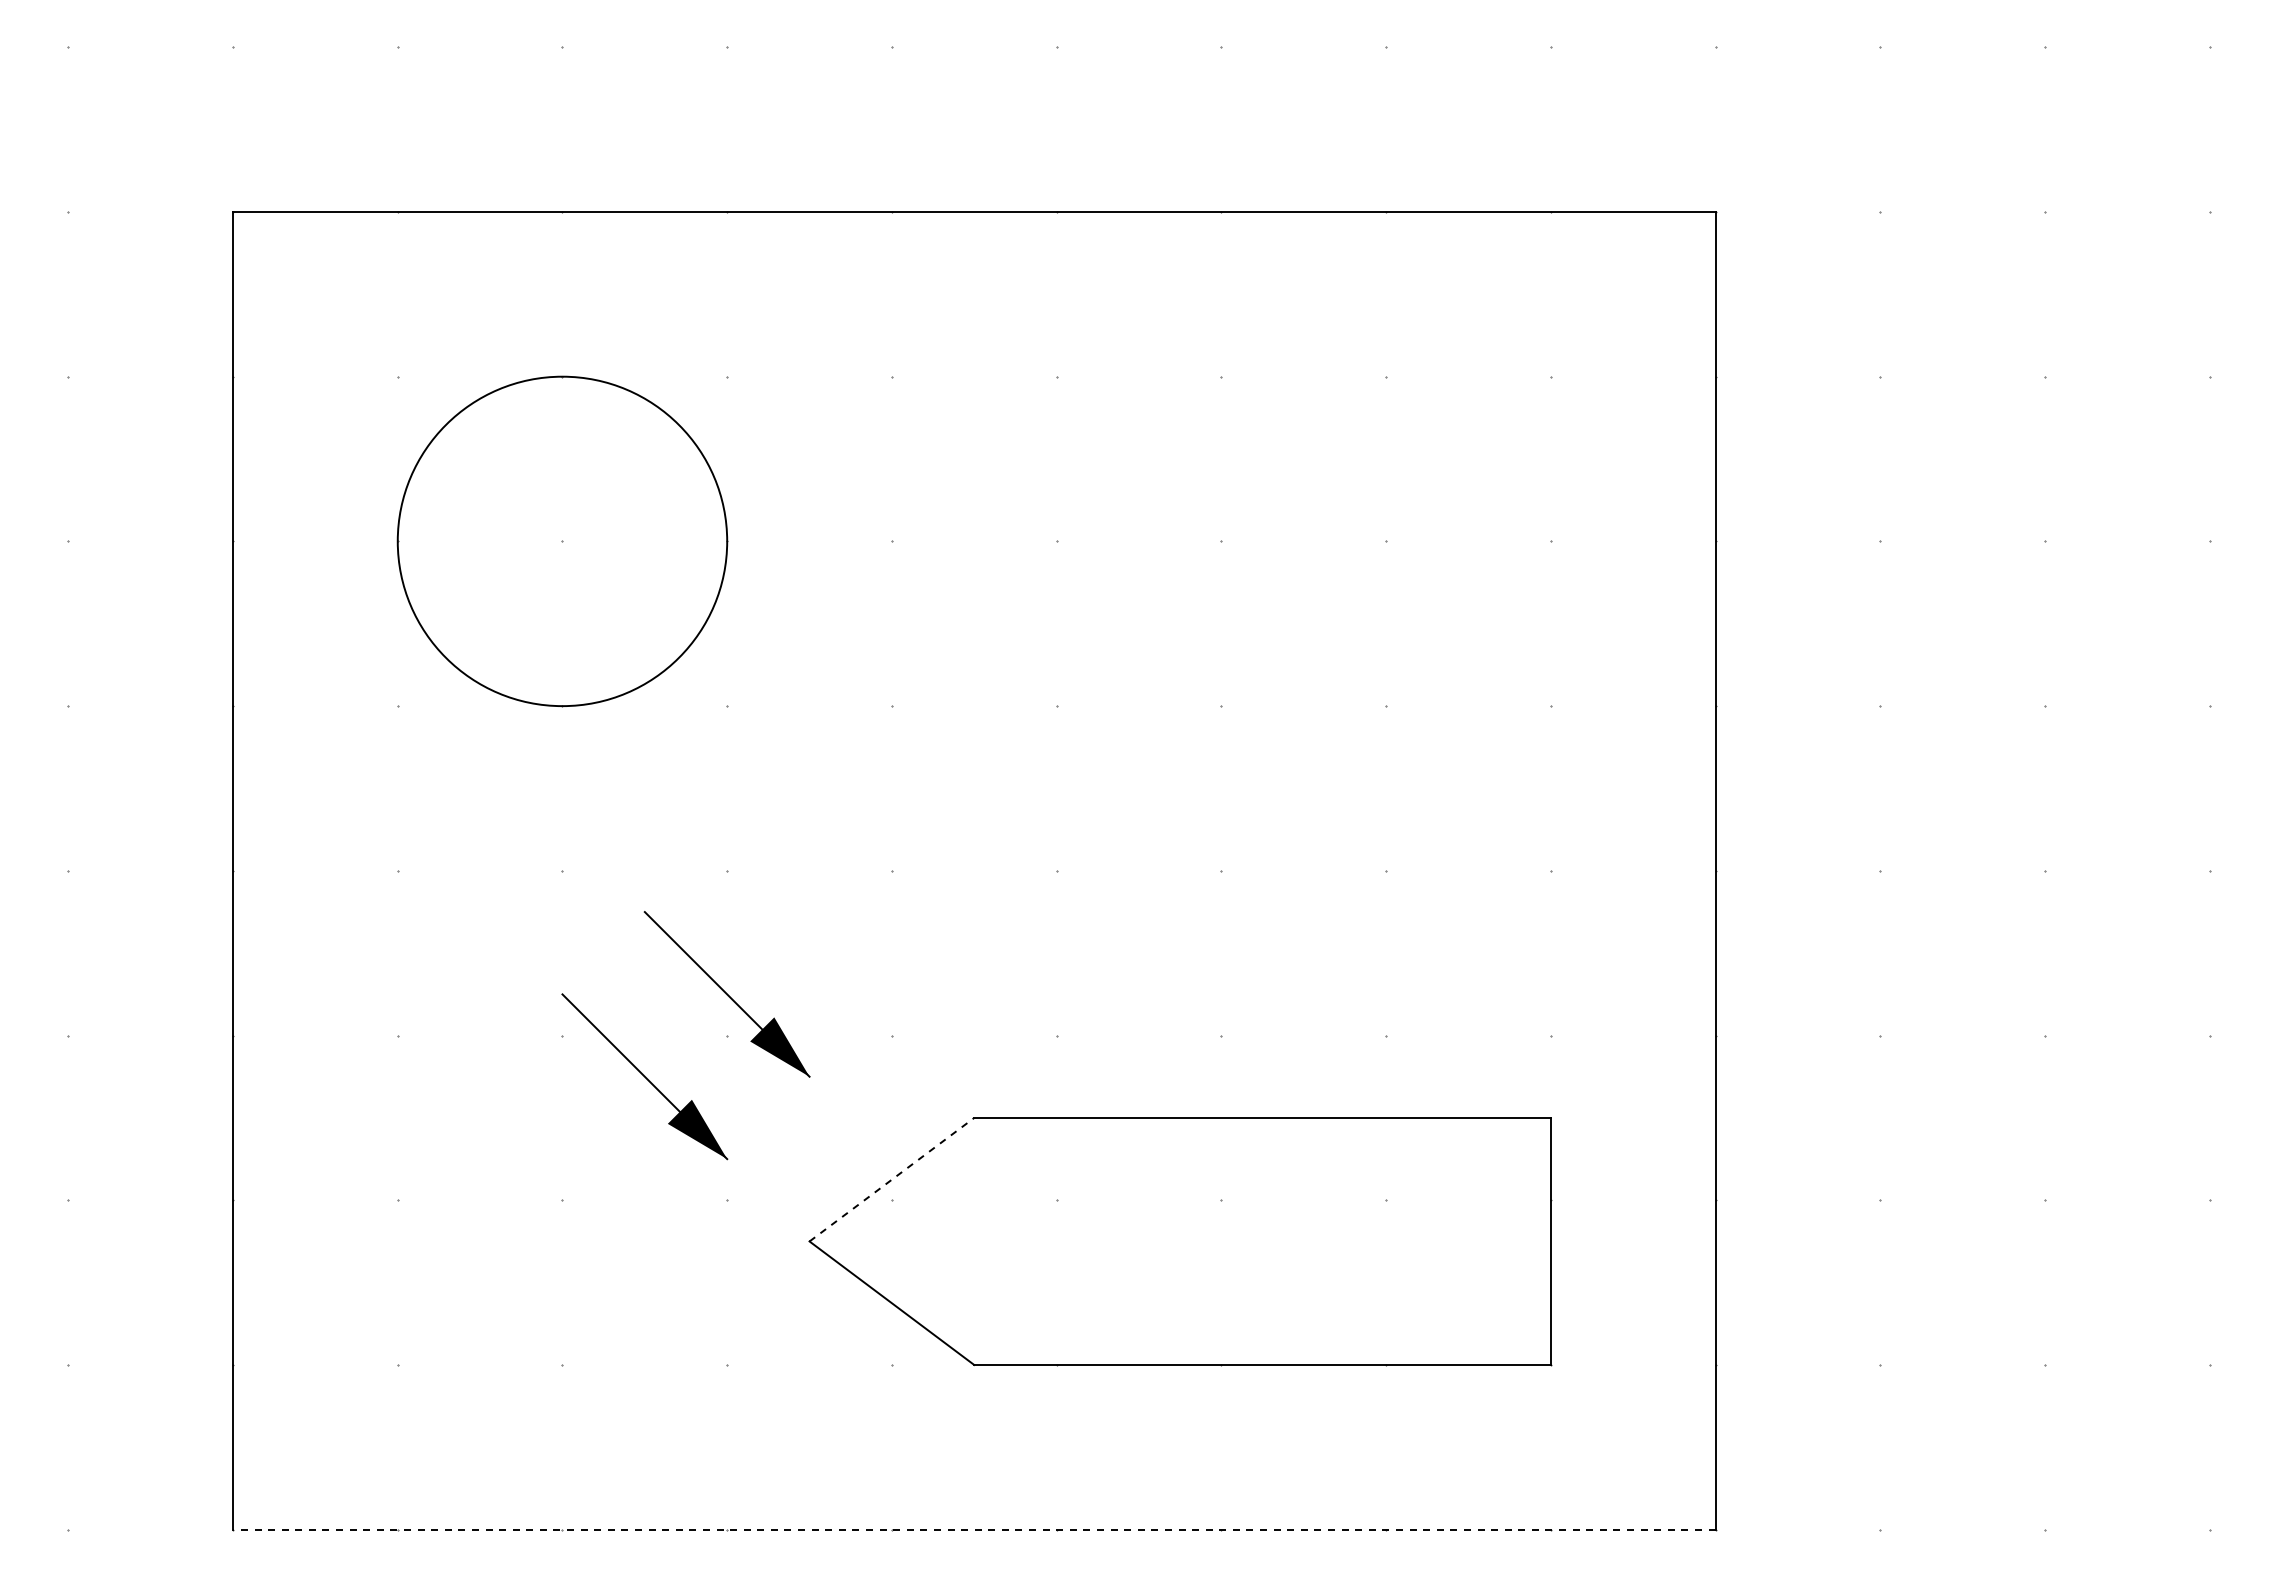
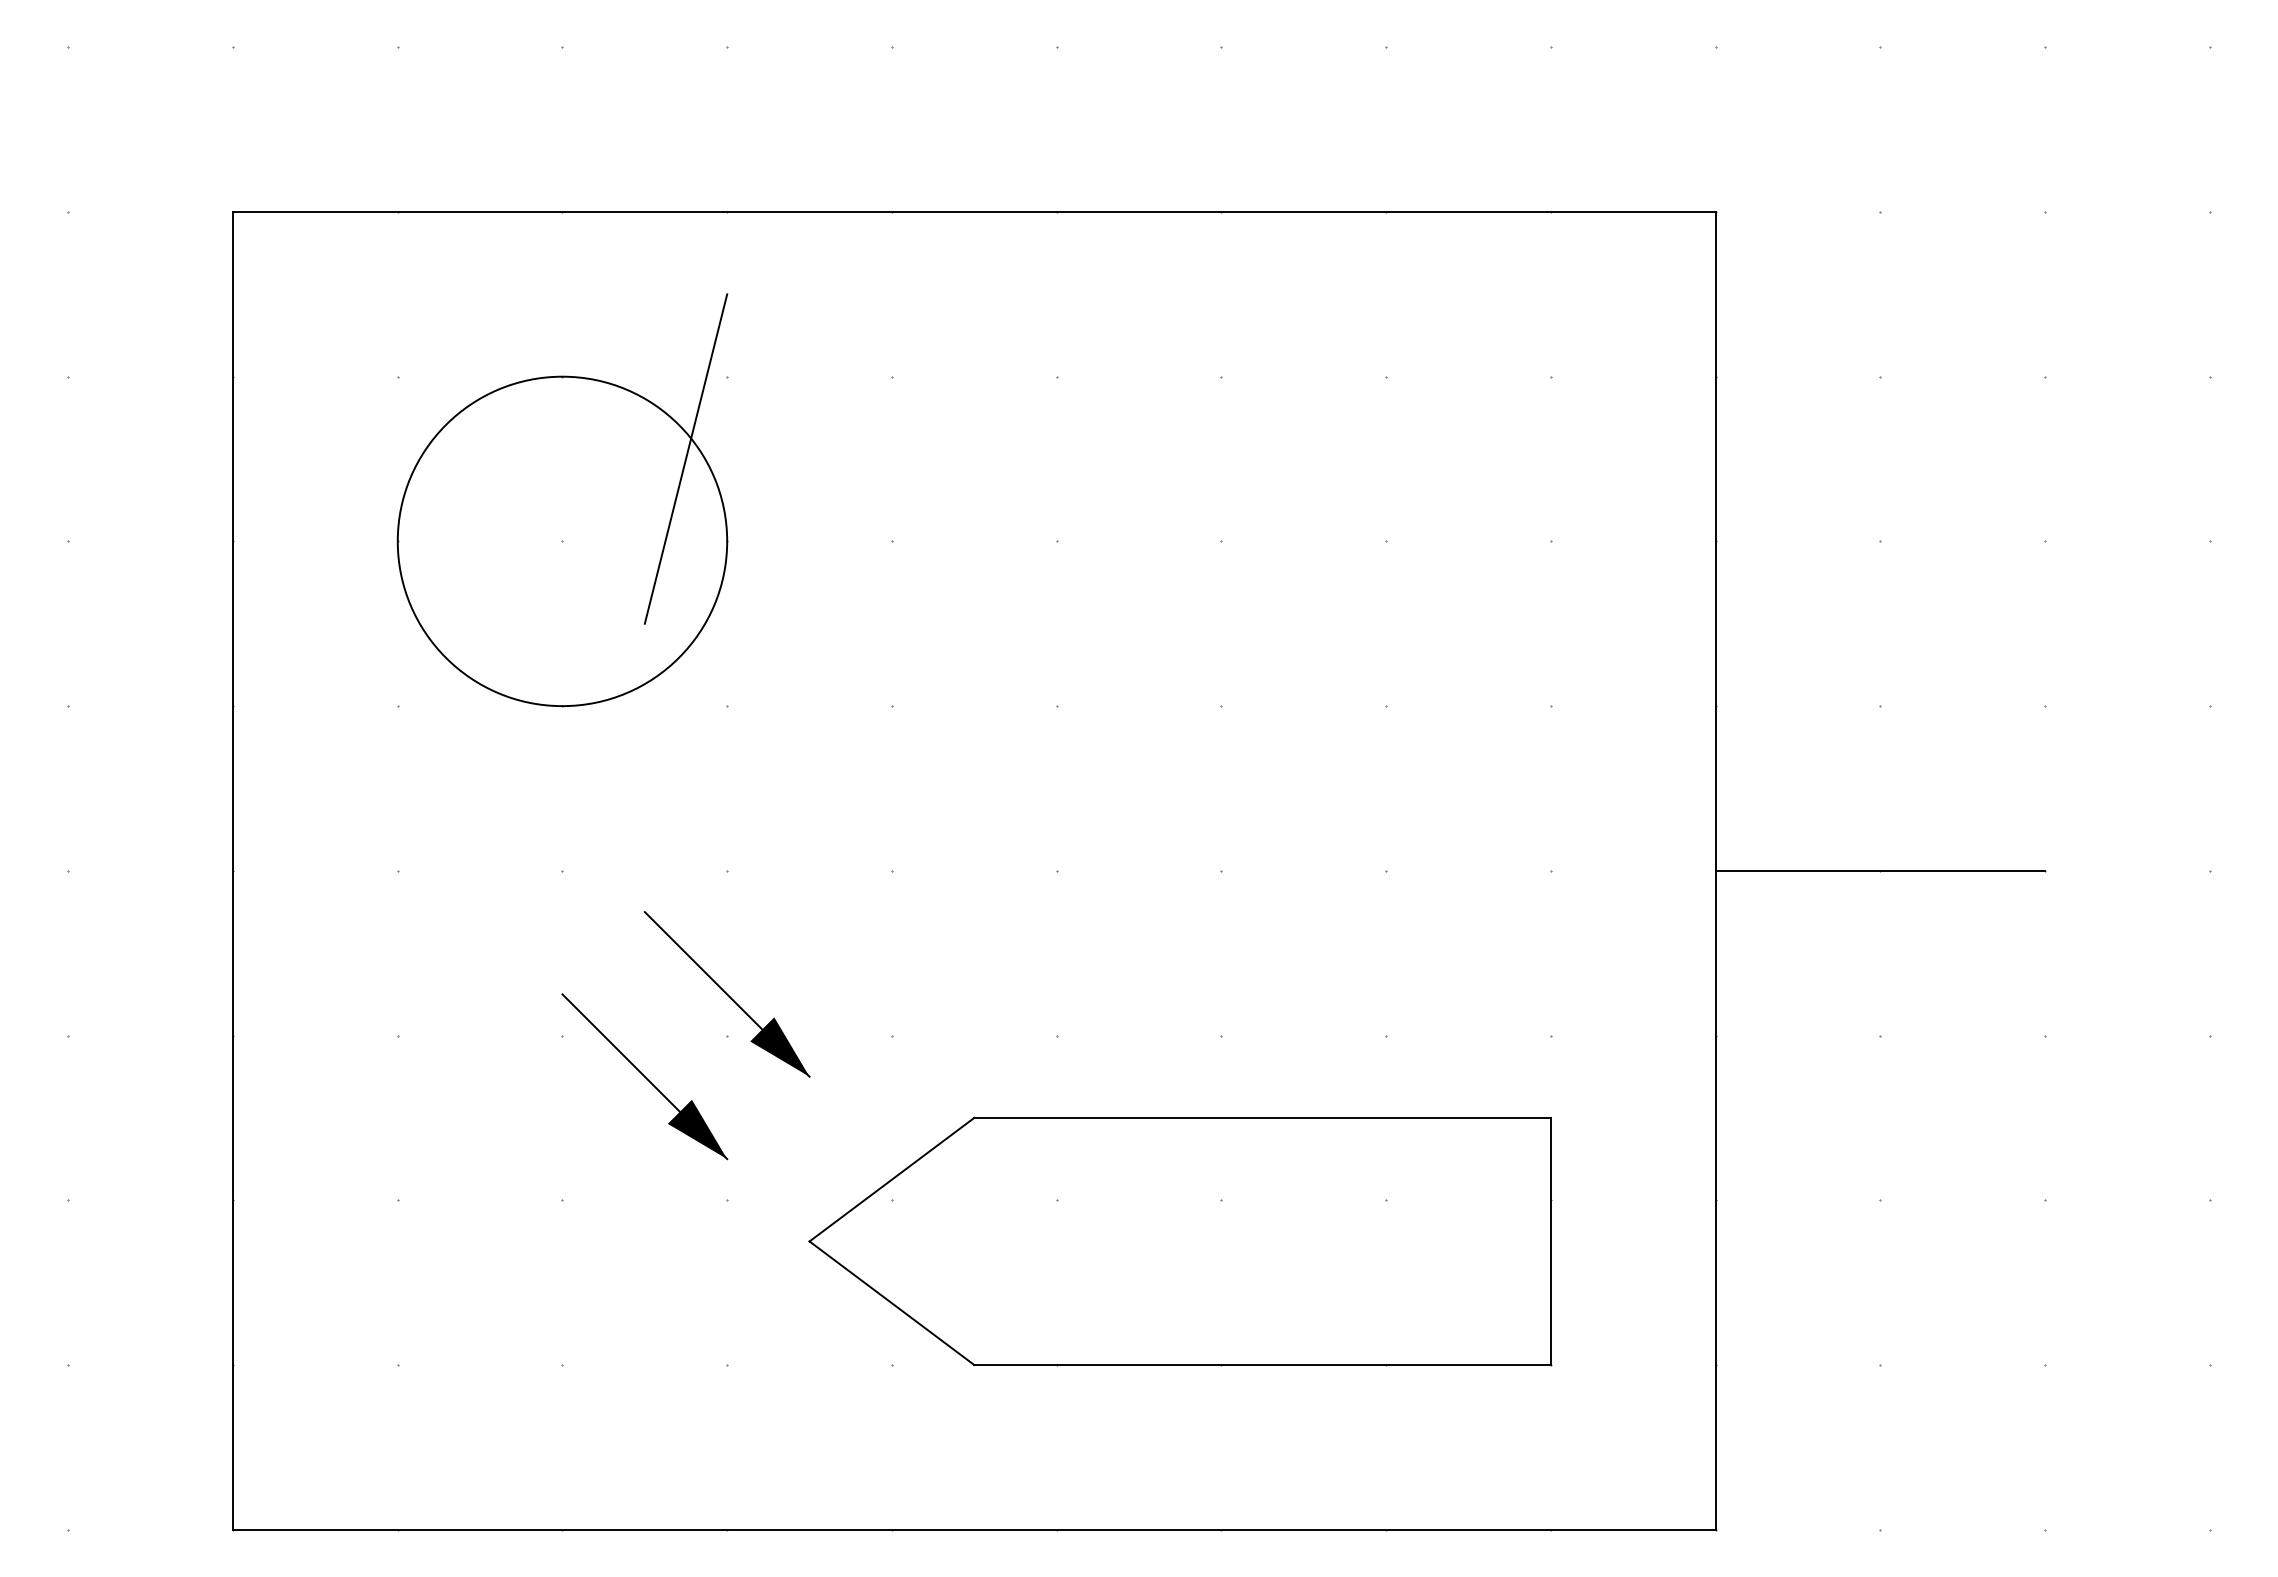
line: none -> present (685, 458)
line: none -> present (1879, 870)
line: dashed -> solid (891, 1179)
line: dashed -> solid (973, 1529)
